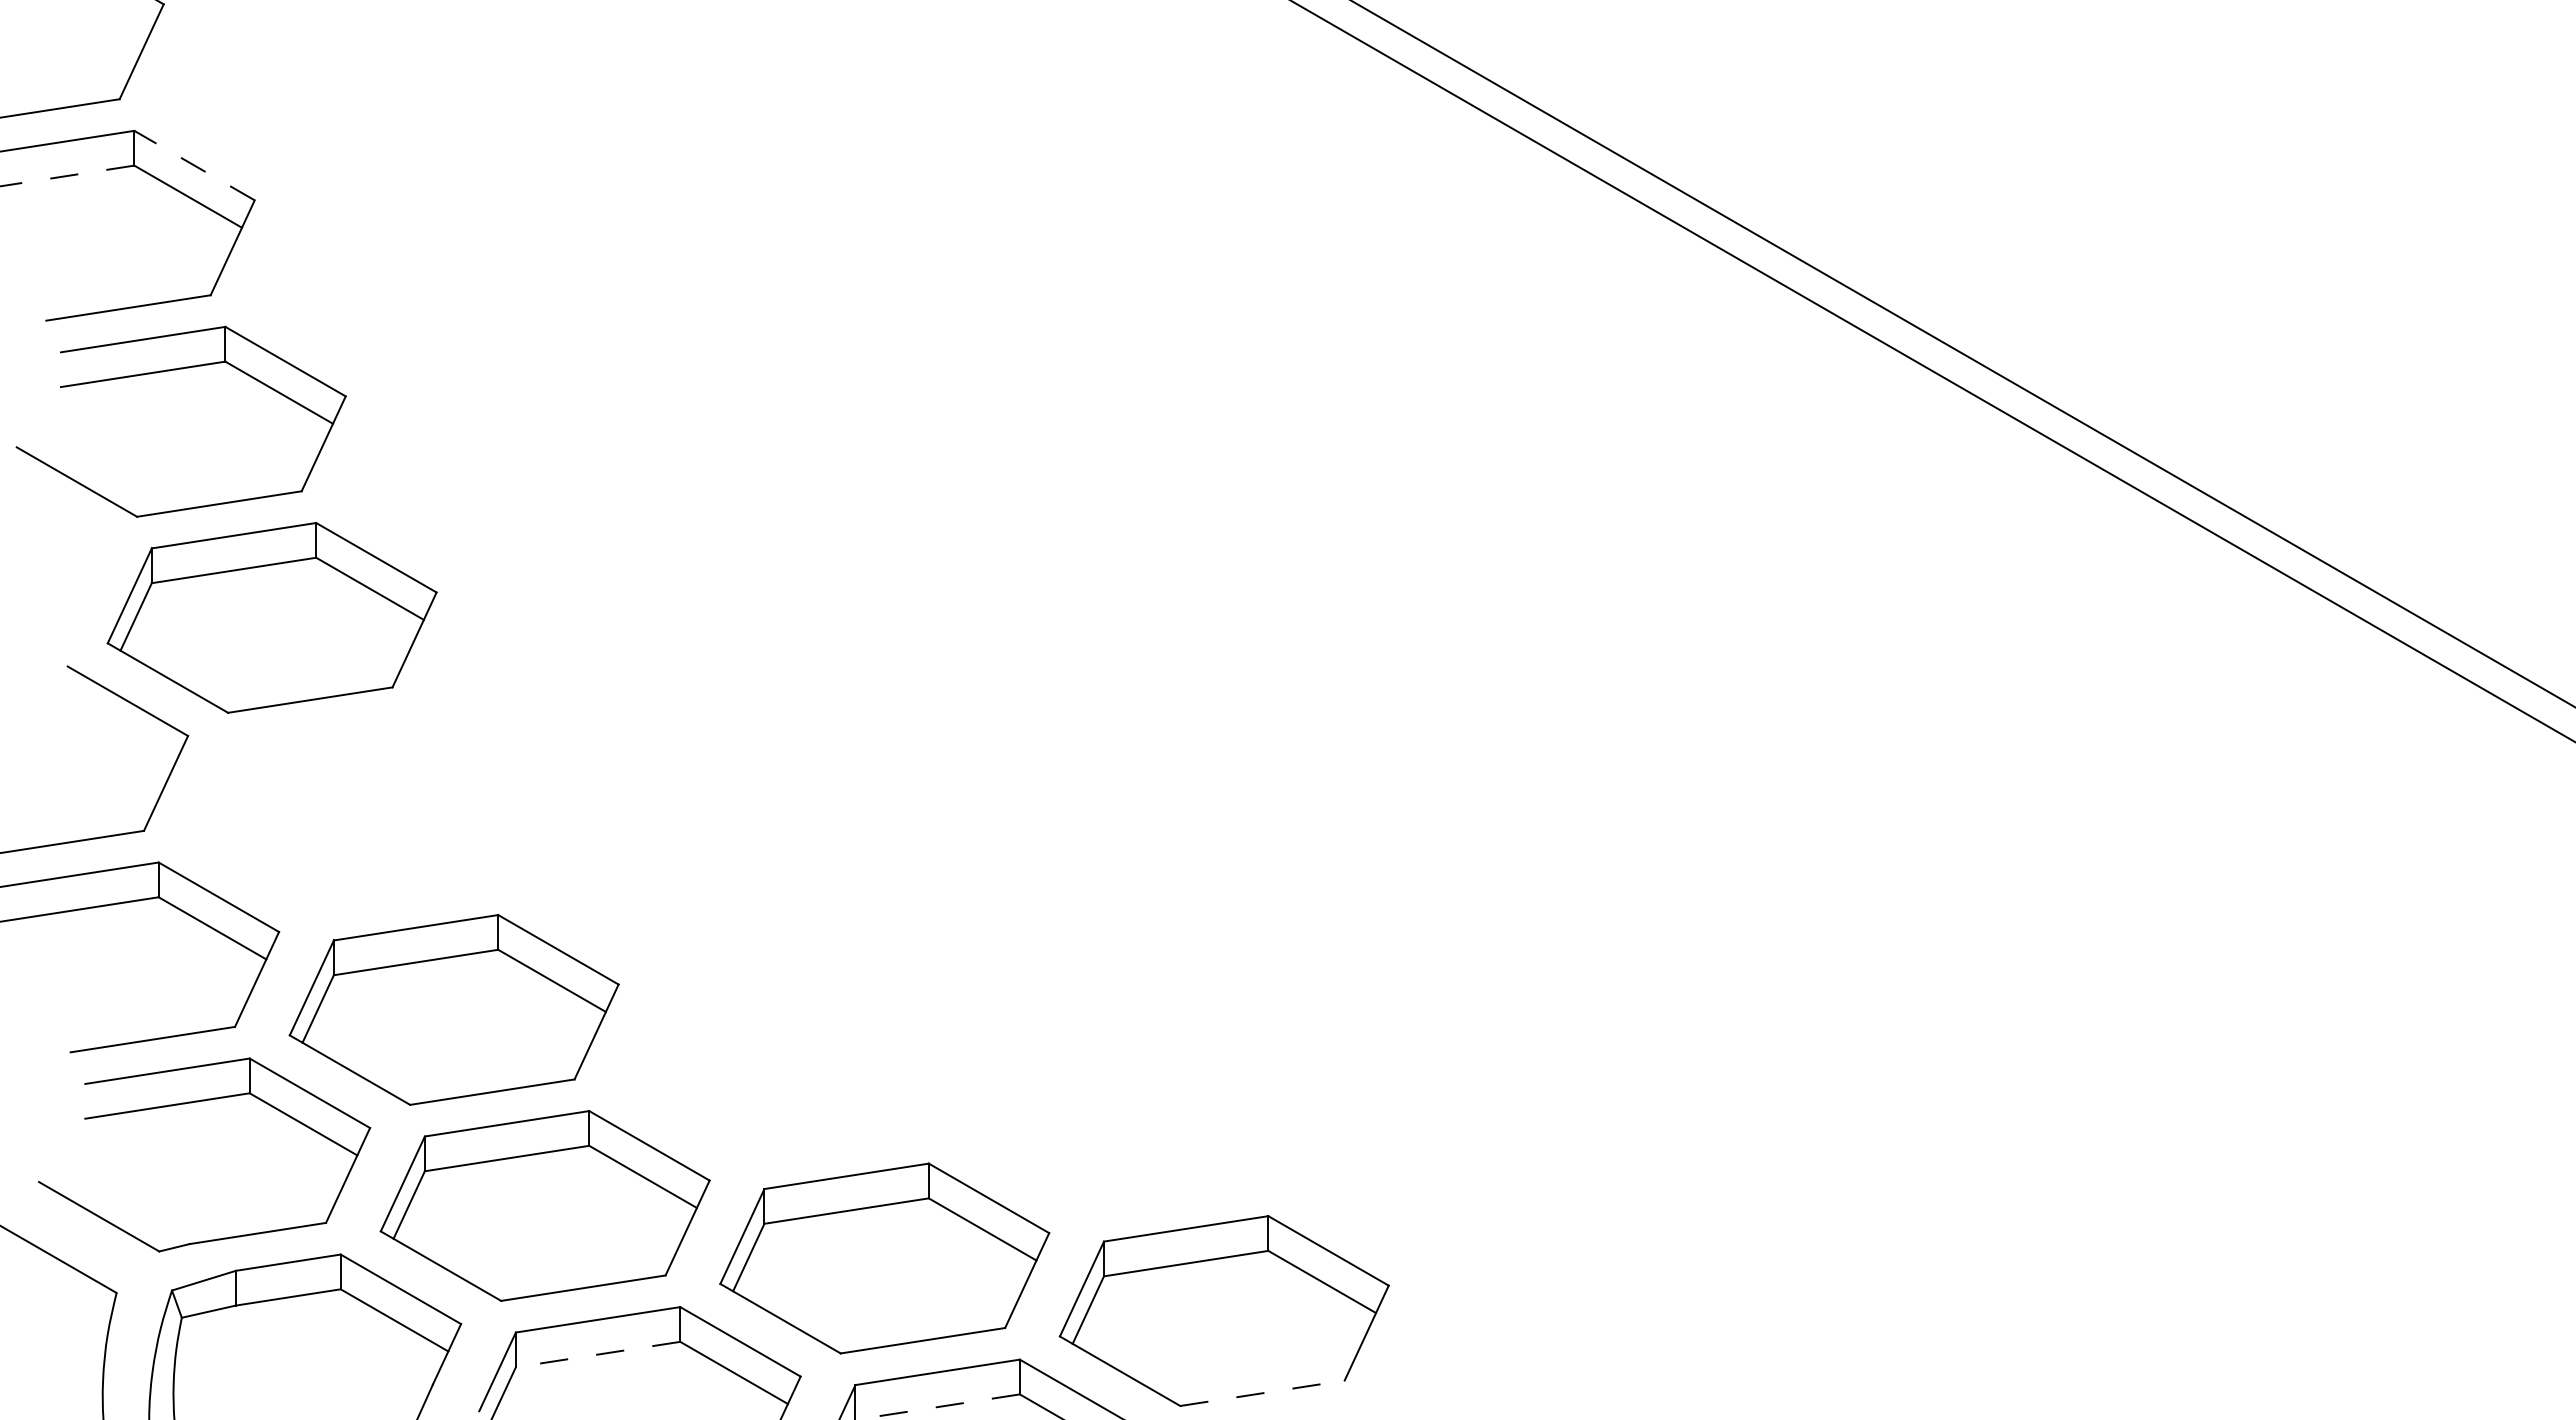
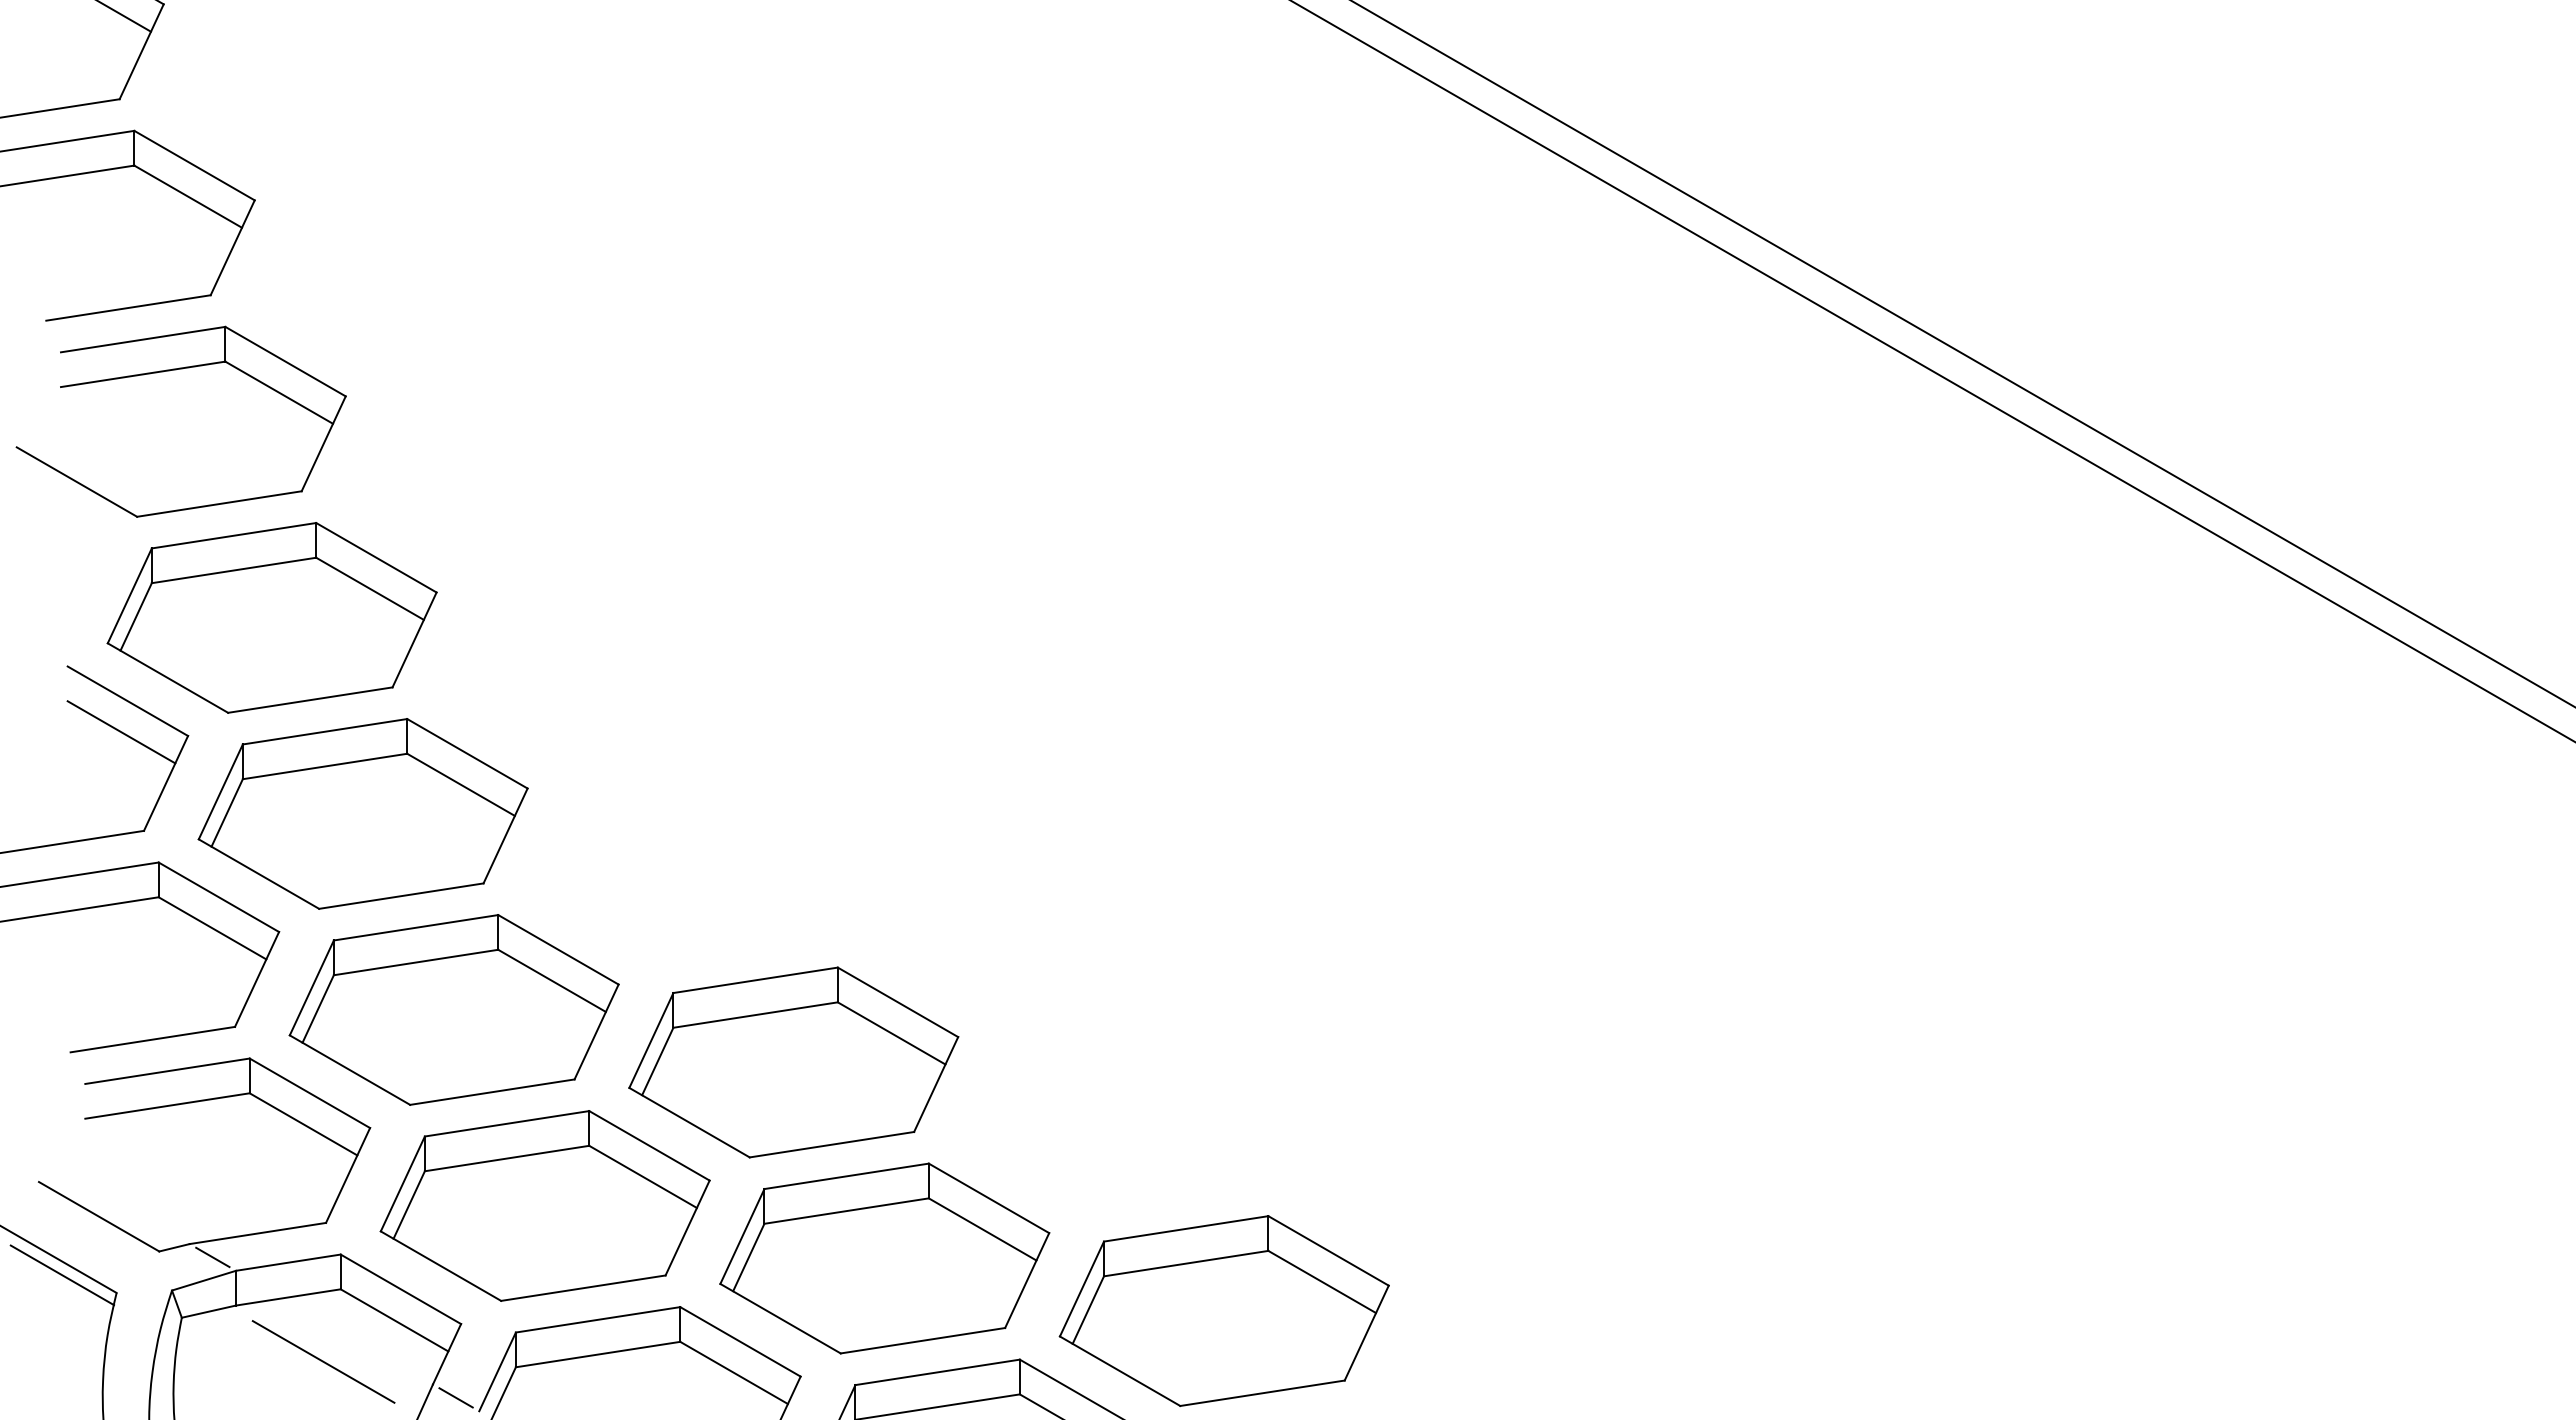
line: none -> present (125, 16)
line: dashed -> solid (194, 165)
line: dashed -> solid (67, 175)
line: none -> present (121, 732)
part: none -> present (362, 813)
part: none -> present (793, 1062)
line: none -> present (212, 1257)
line: none -> present (62, 1275)
line: dashed -> solid (597, 1354)
line: none -> present (323, 1361)
line: dashed -> solid (1263, 1393)
line: none -> present (455, 1397)
line: dashed -> solid (937, 1407)
